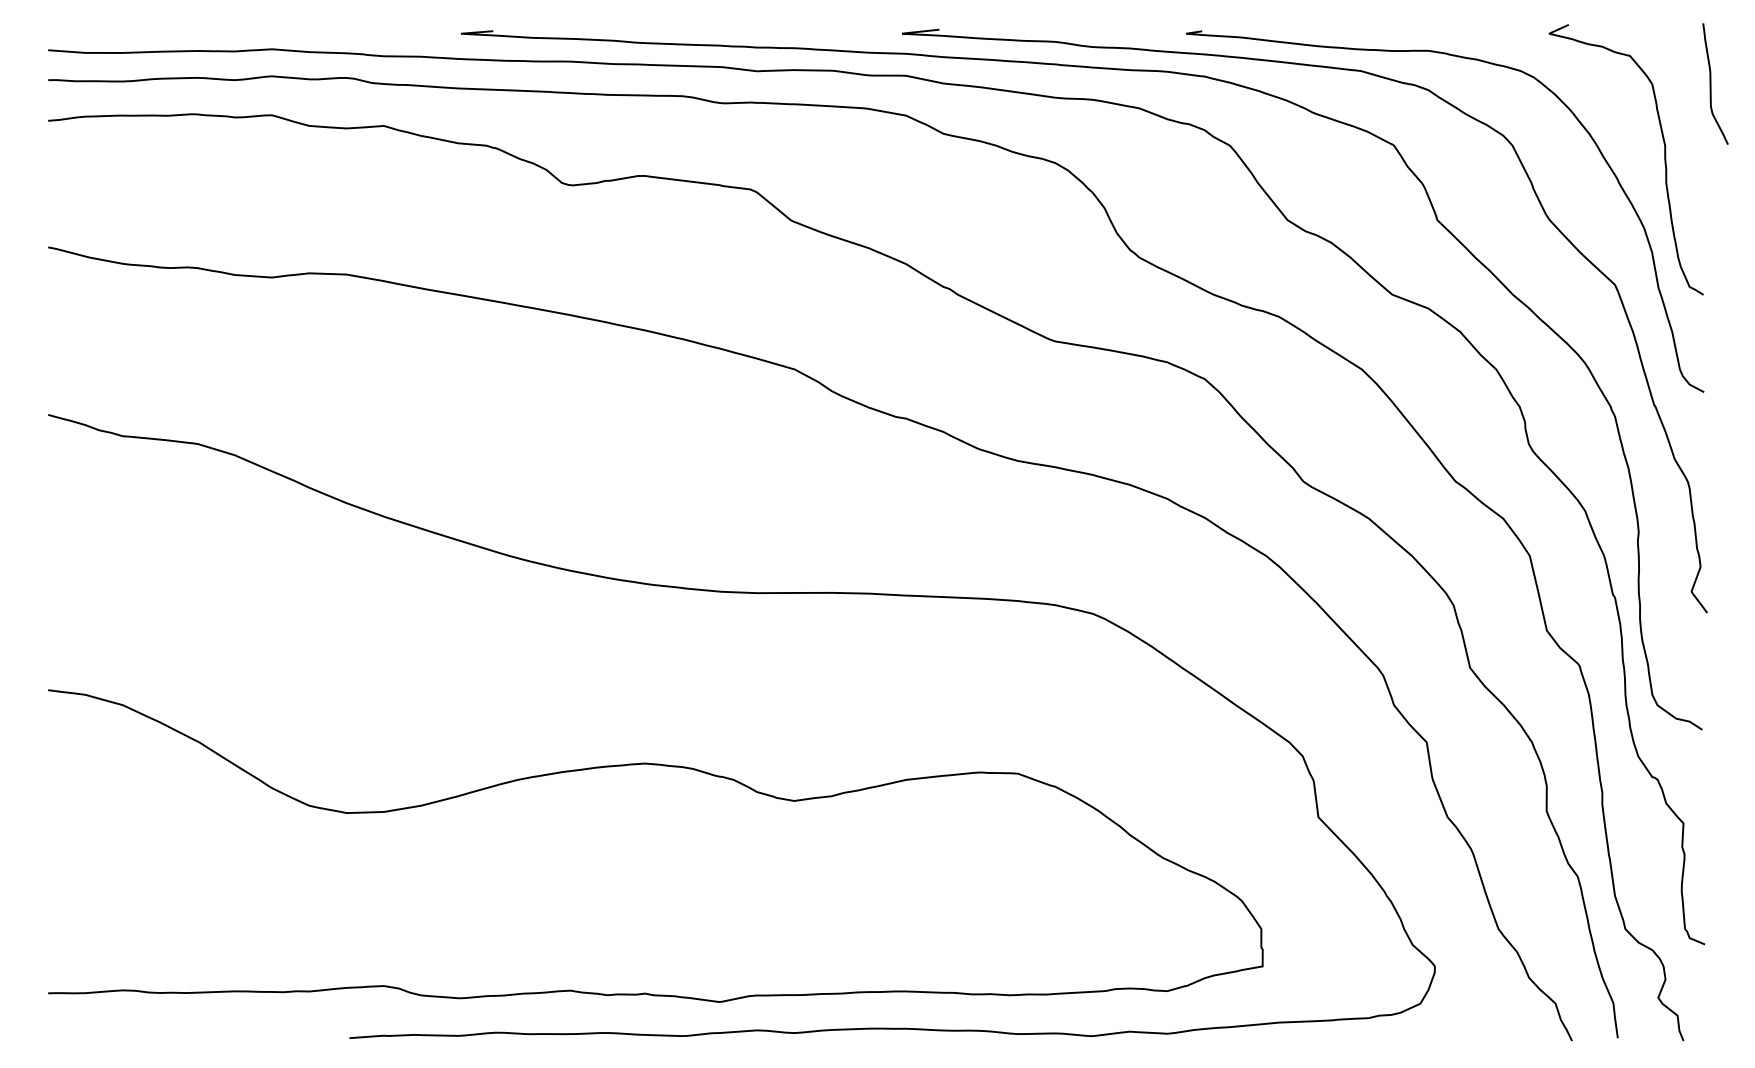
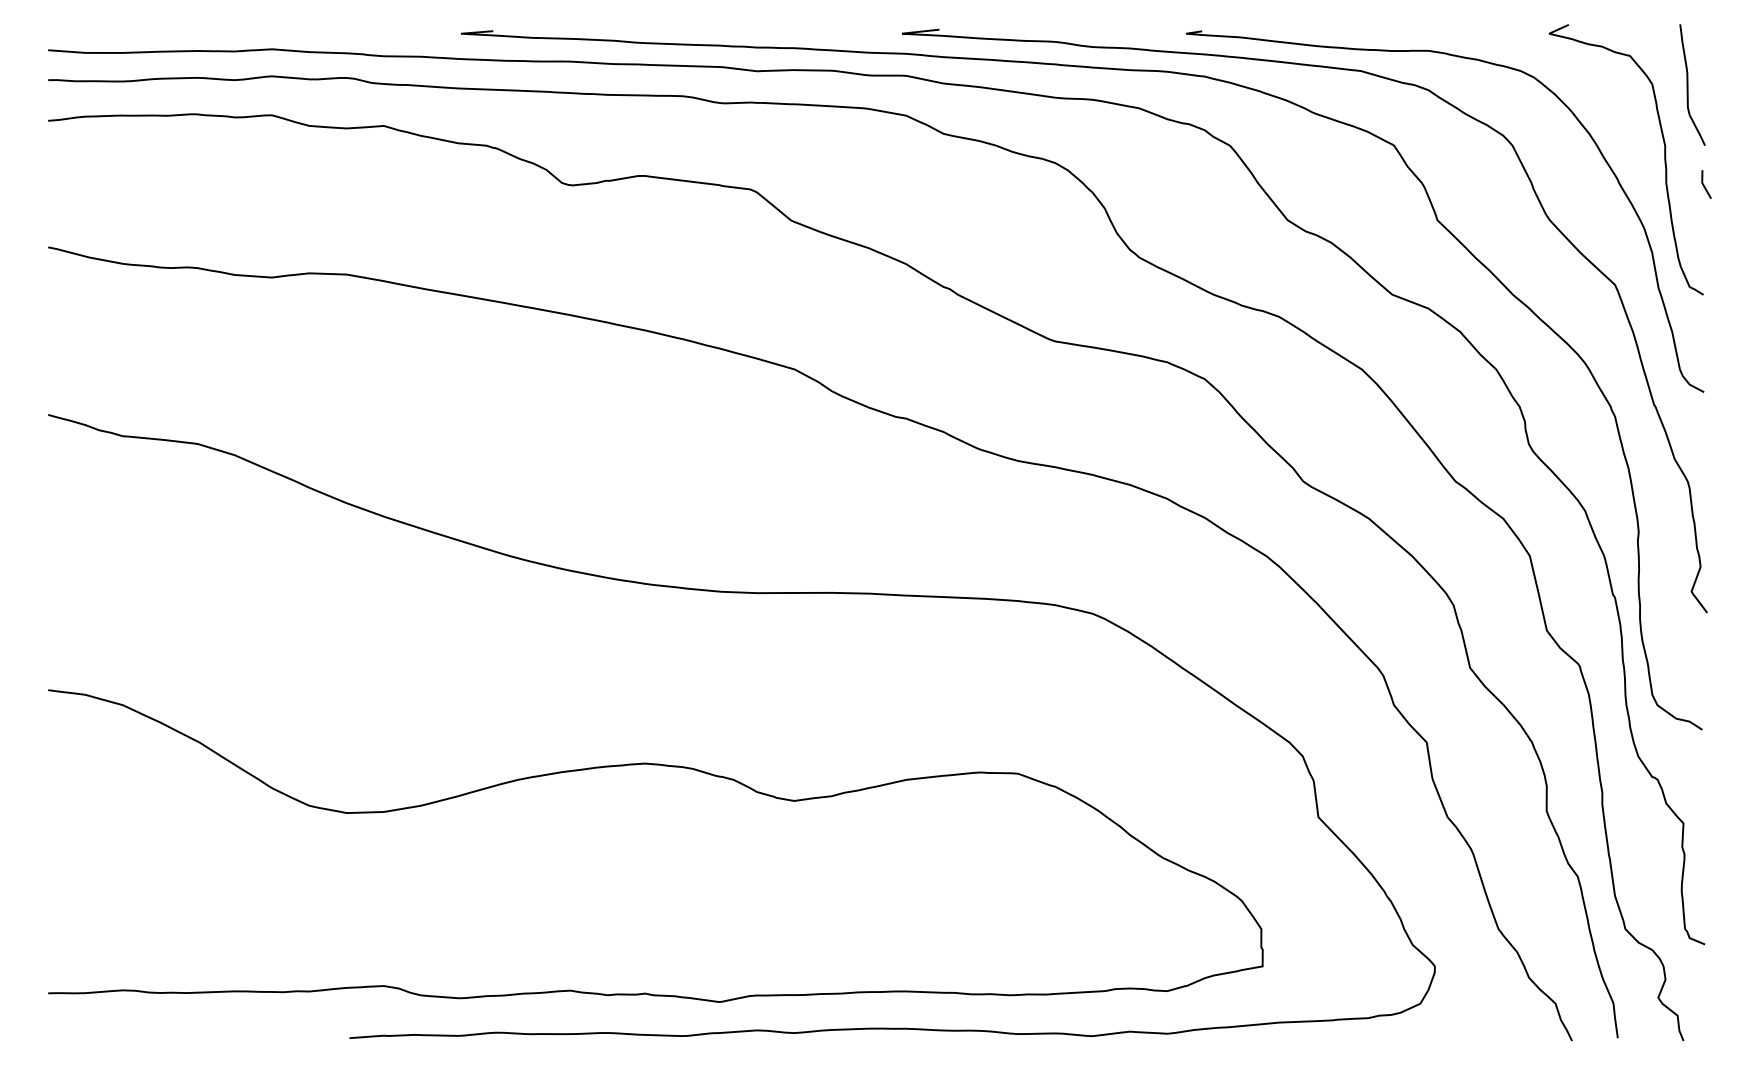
curve position: (1711, 83) -> (1688, 84) (1688, 84)
line: none -> present (1704, 184)
